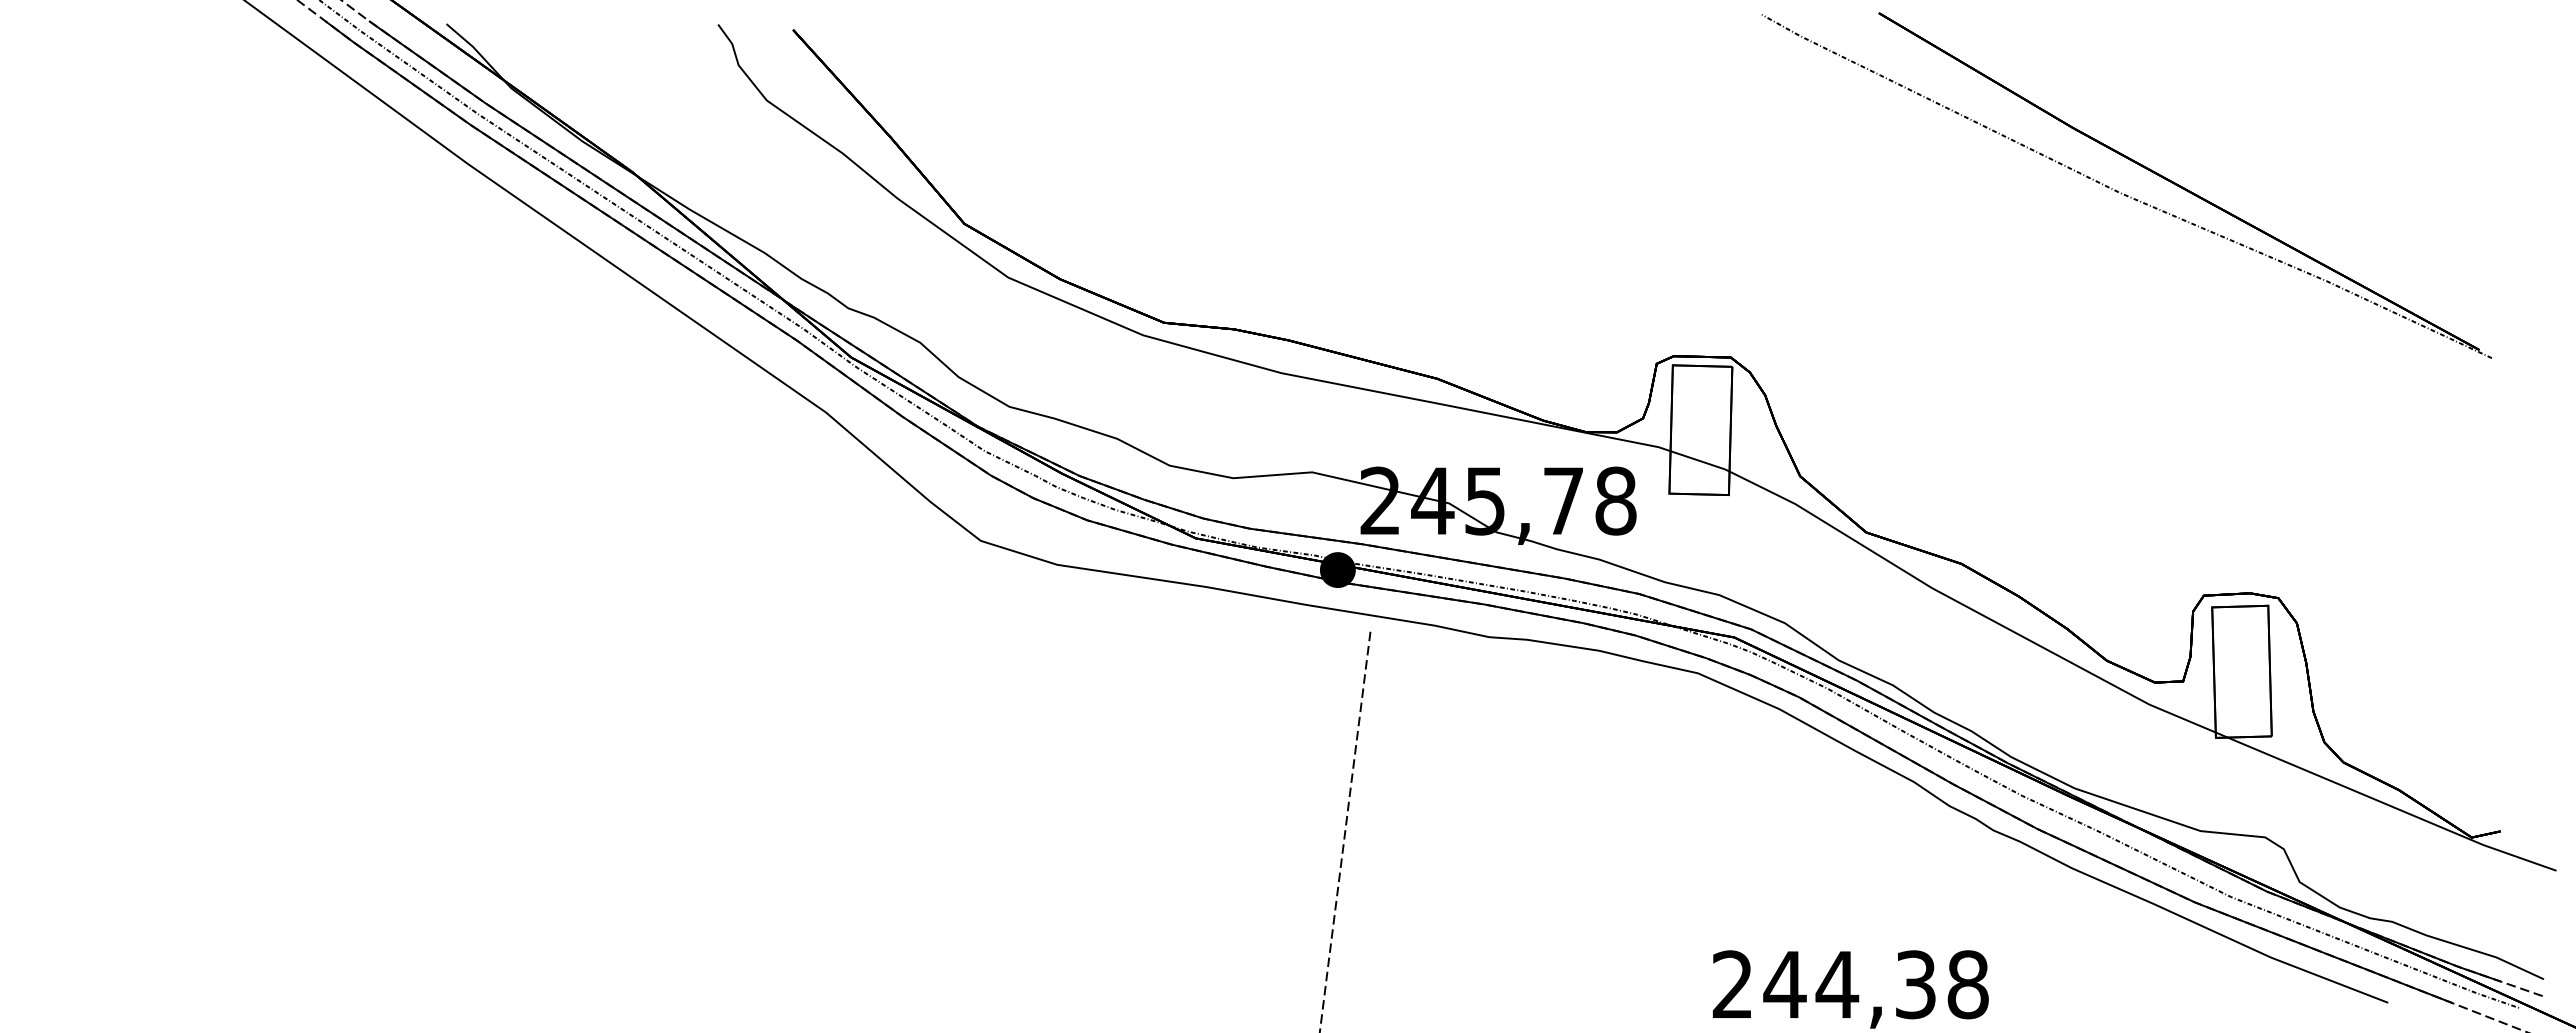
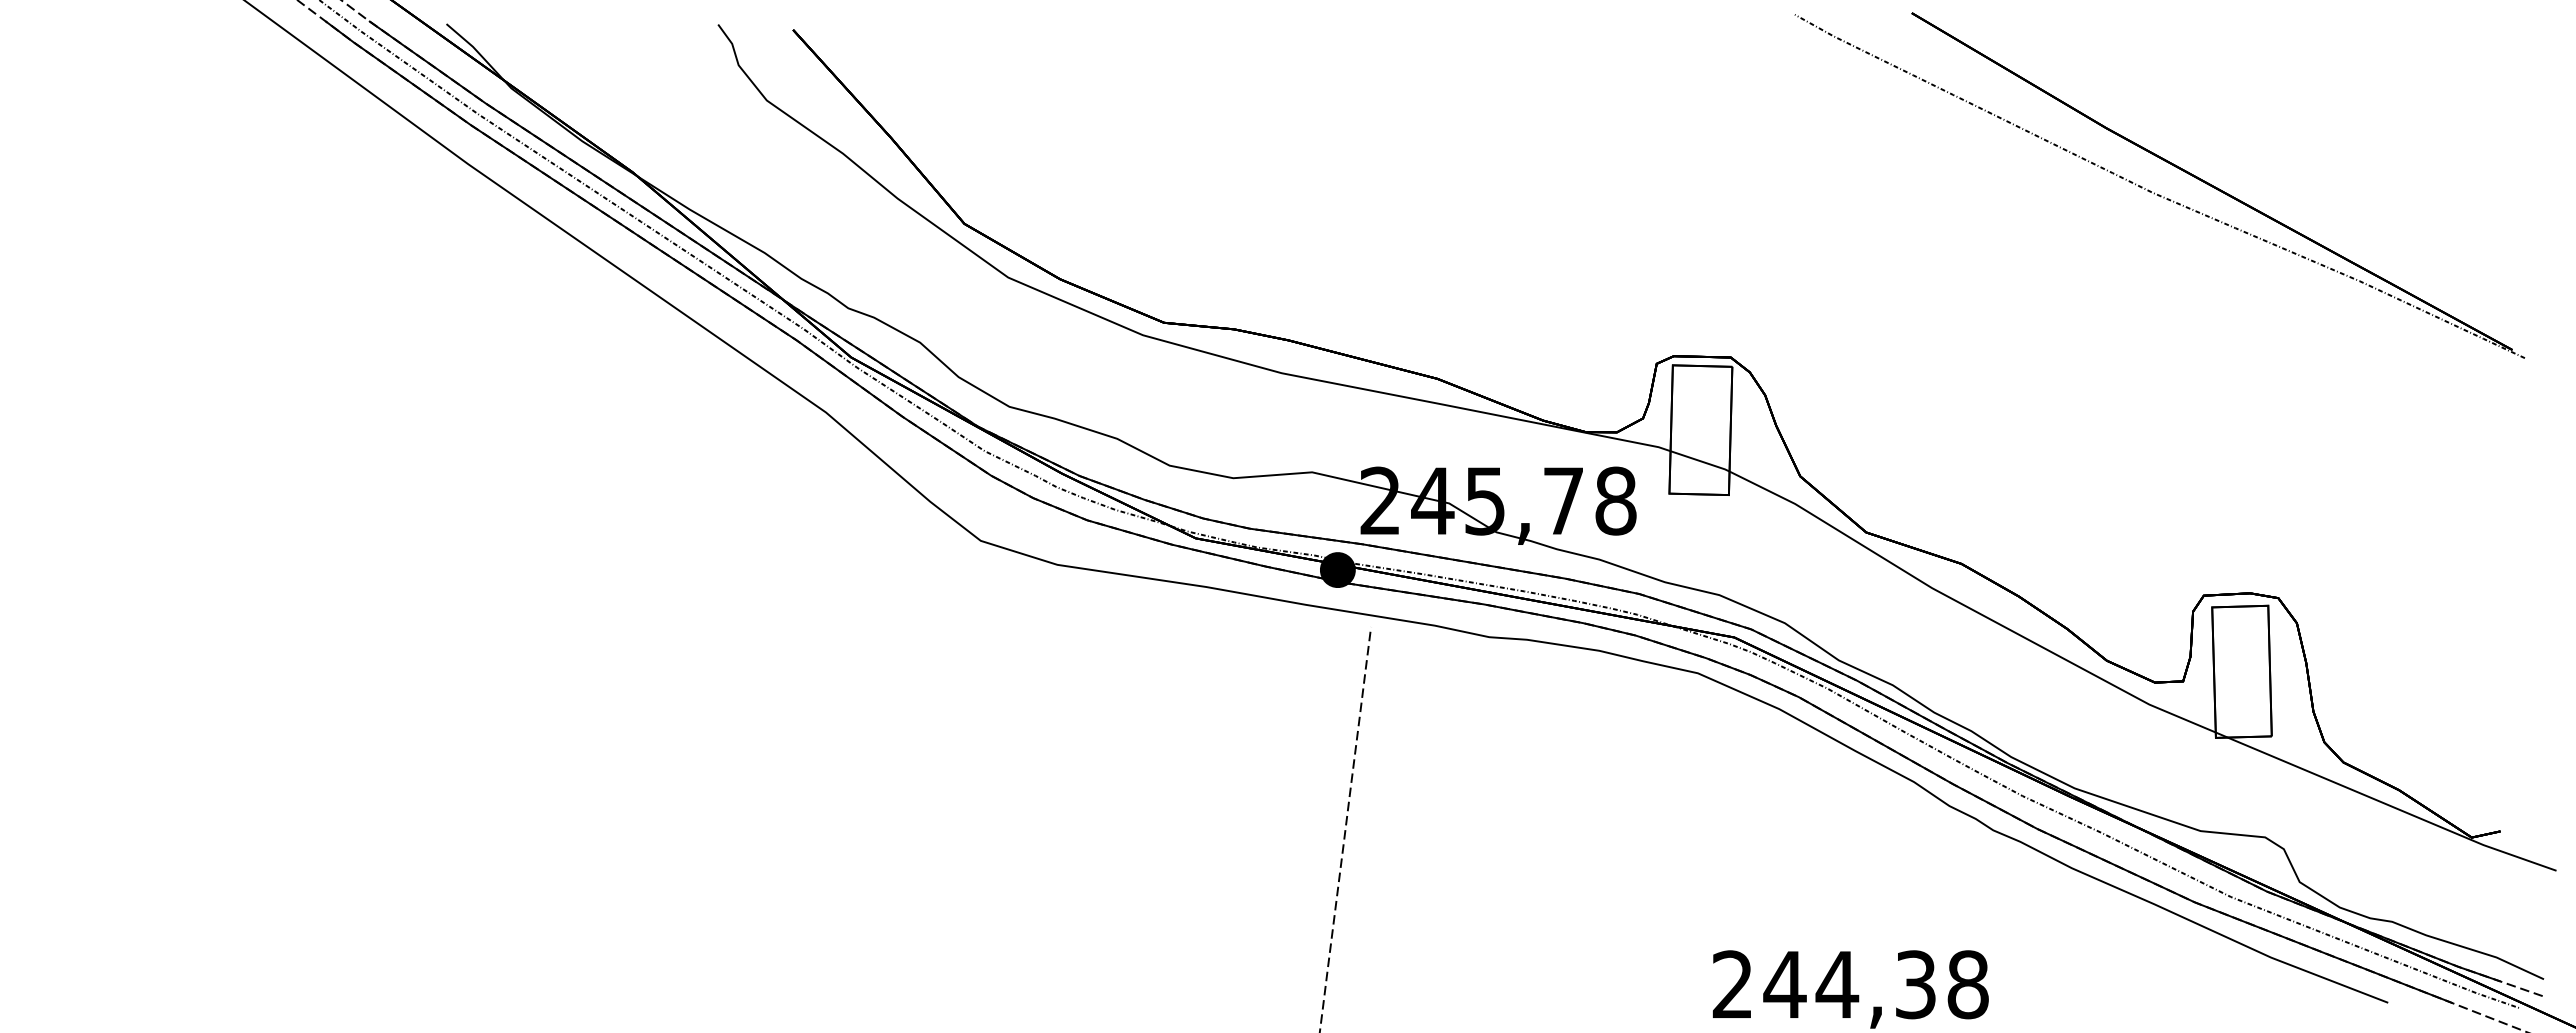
part position: (2121, 192) -> (2154, 192) (2154, 192)
